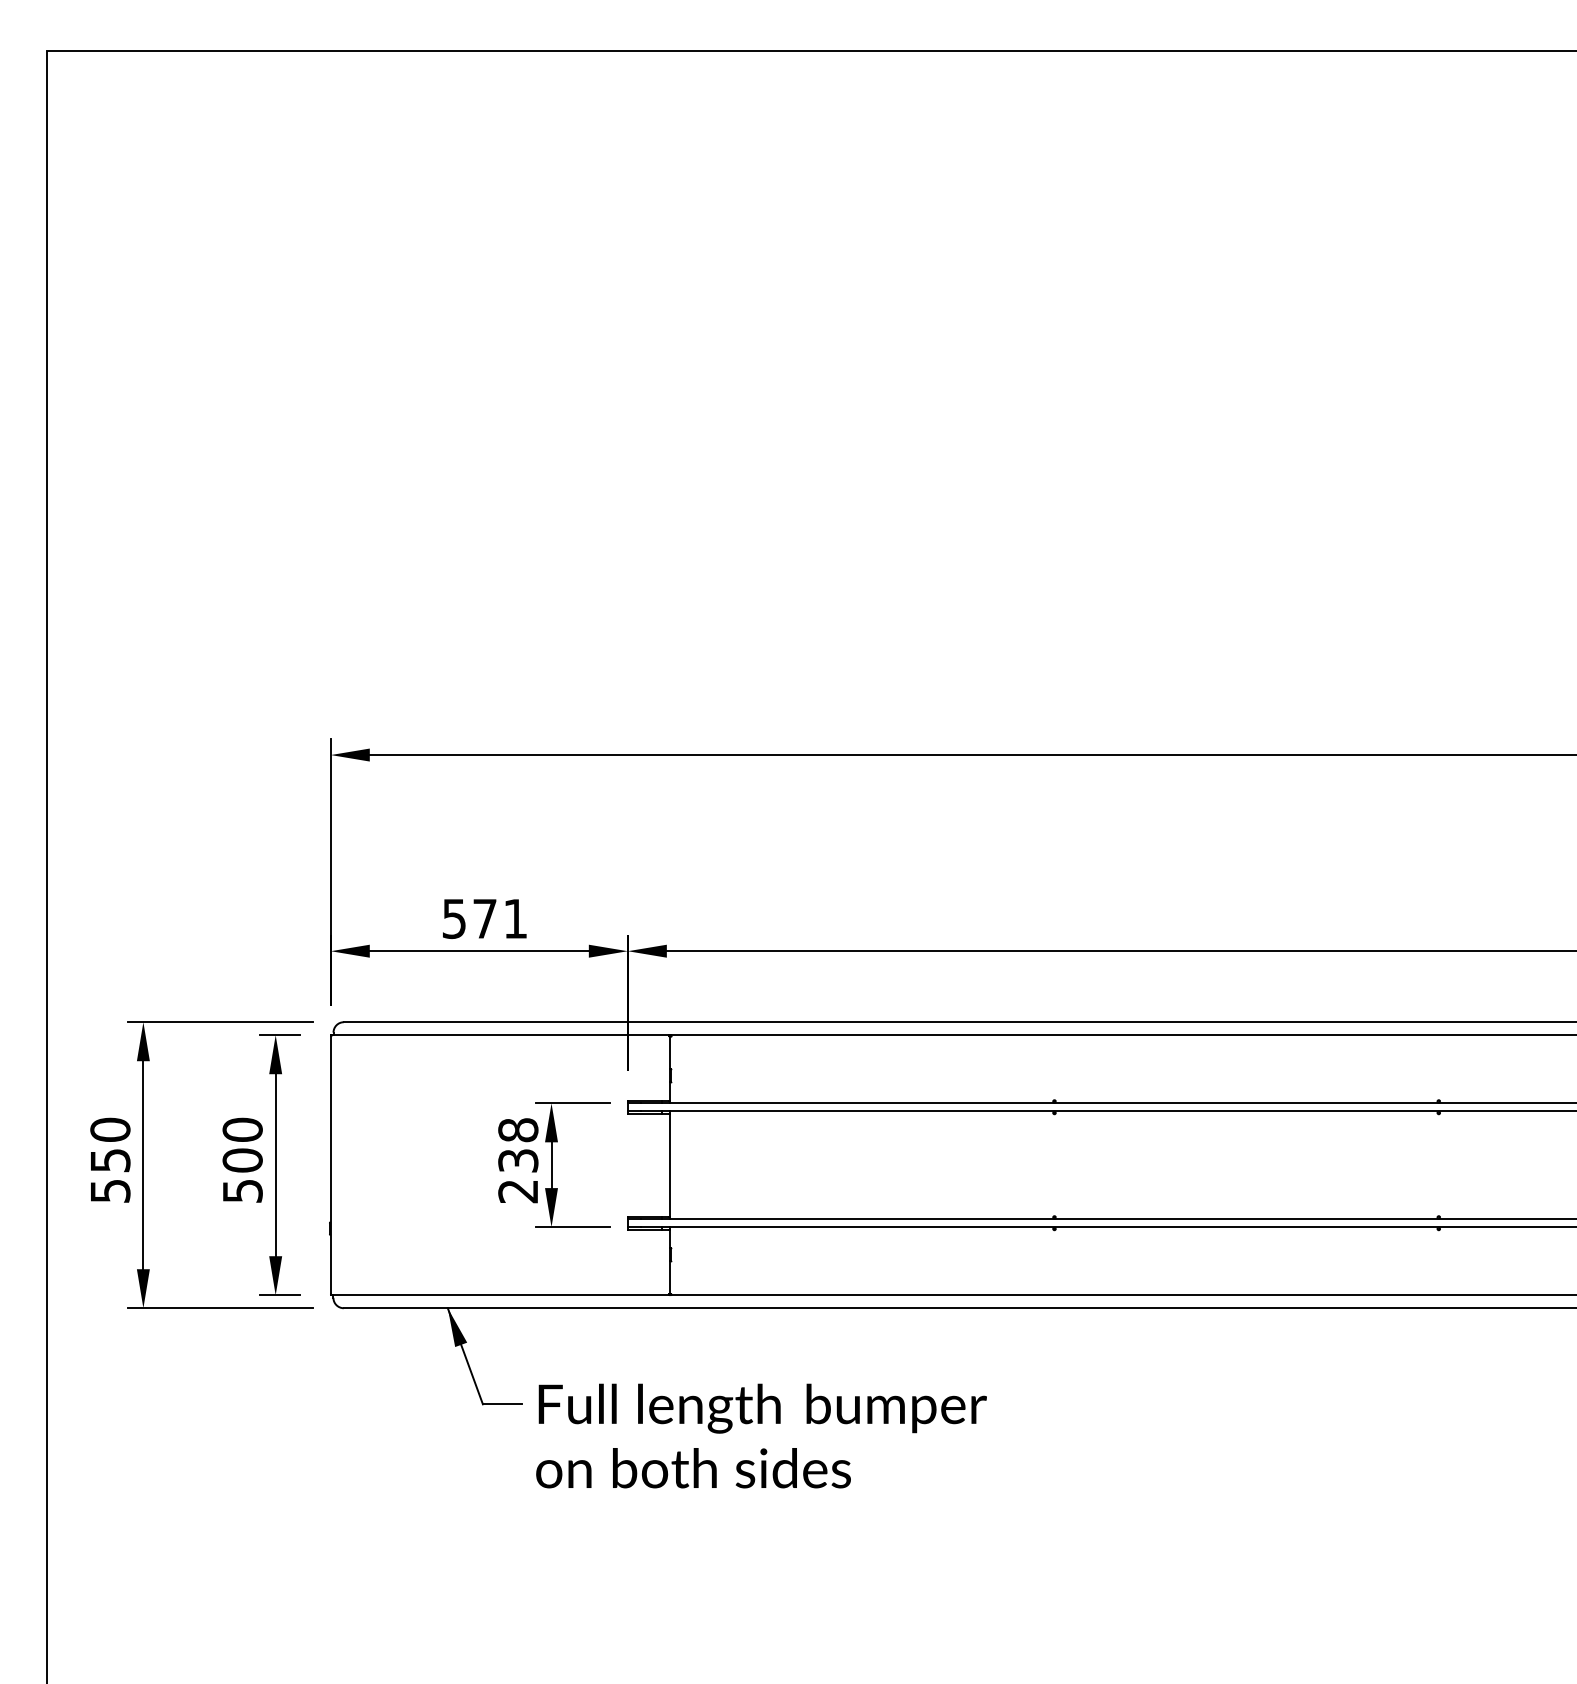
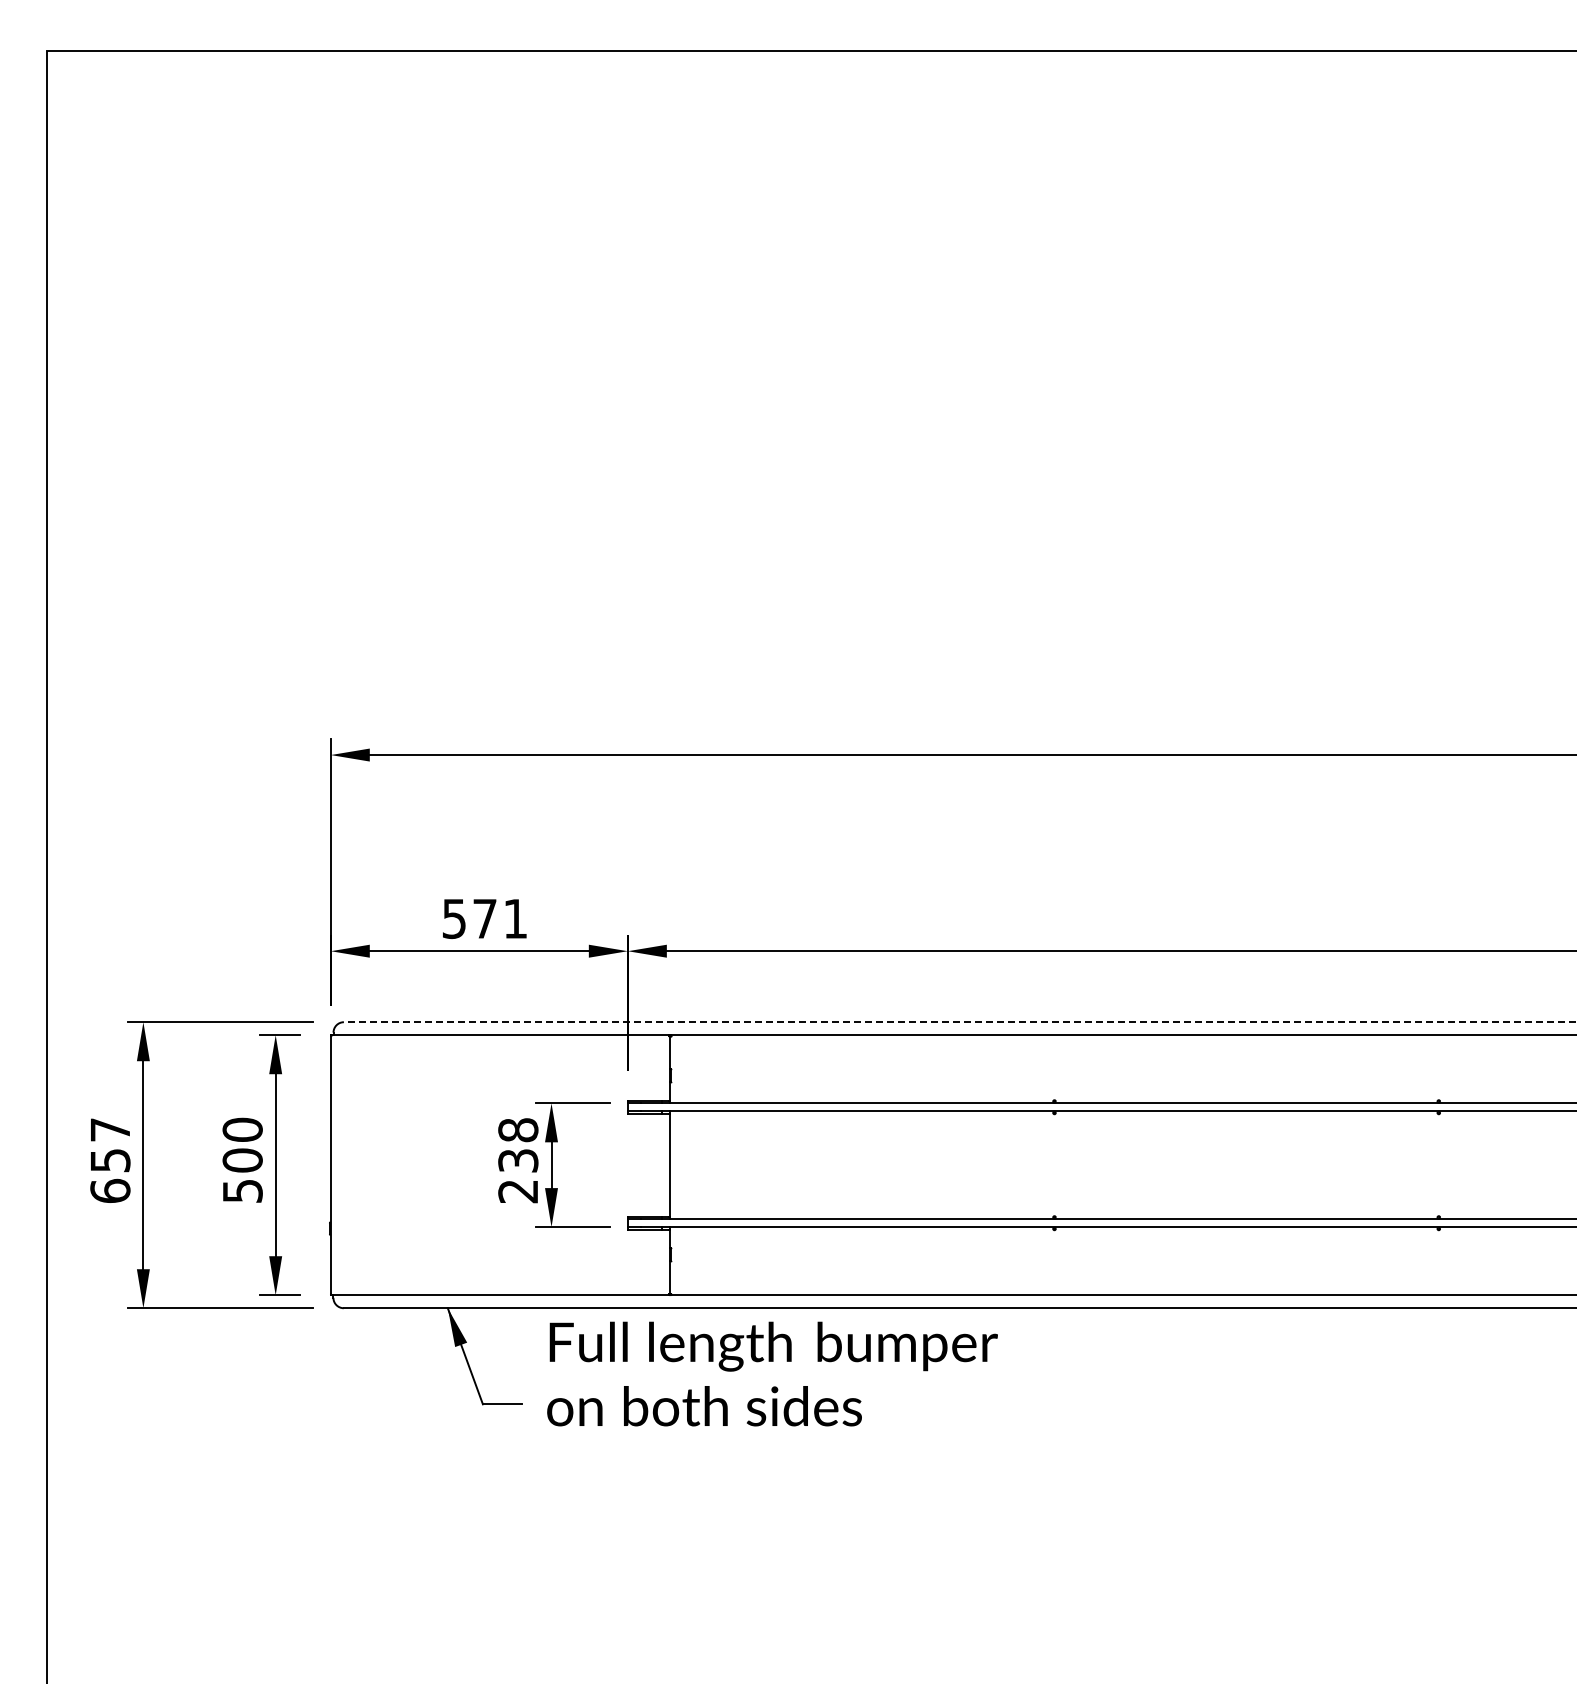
line: solid -> dashed (959, 1022)
text: 550 -> 657 (110, 1159)
text position: (761, 1435) -> (772, 1373) (772, 1373)
